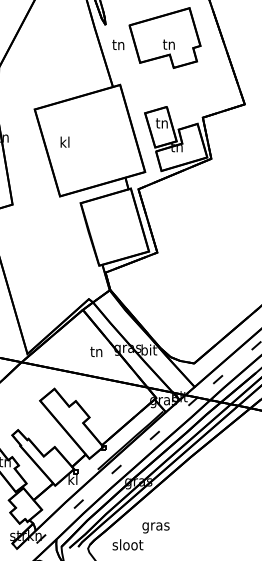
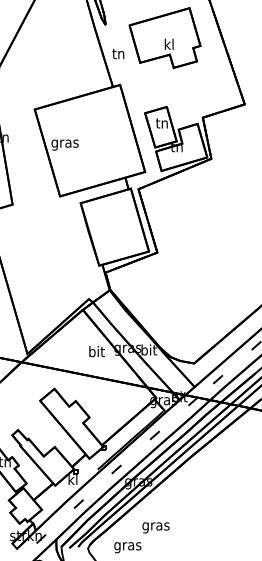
text: tn -> kl (168, 43)
text position: (118, 44) -> (118, 53) (118, 53)
text: kl -> gras (64, 143)
text: tn -> bit (96, 351)
text: sloot -> gras (127, 546)
